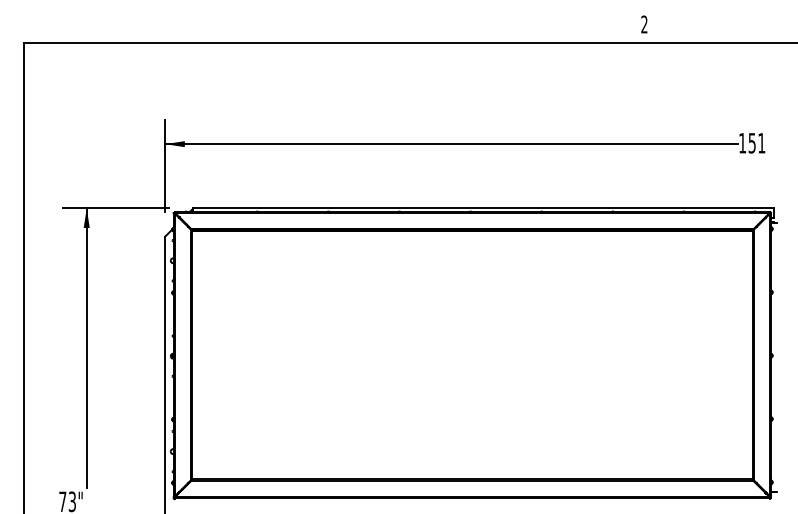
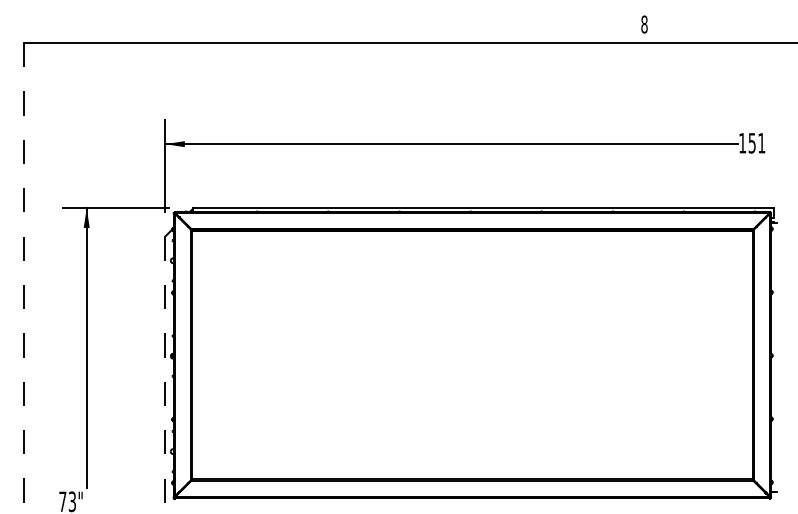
text: 2 -> 8 (644, 24)
line: solid -> dashed (23, 278)
line: solid -> dashed (165, 375)
